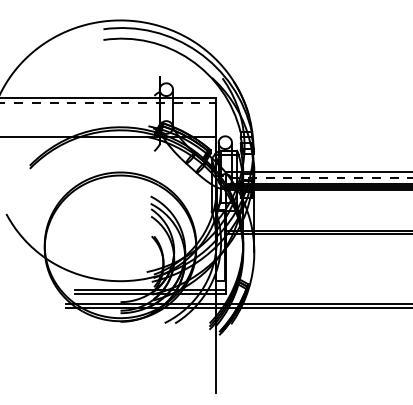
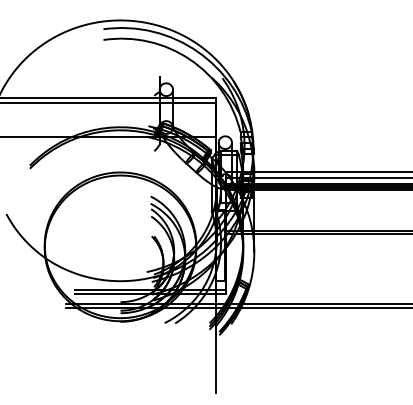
line: dashed -> solid (108, 103)
line: dashed -> solid (318, 177)
